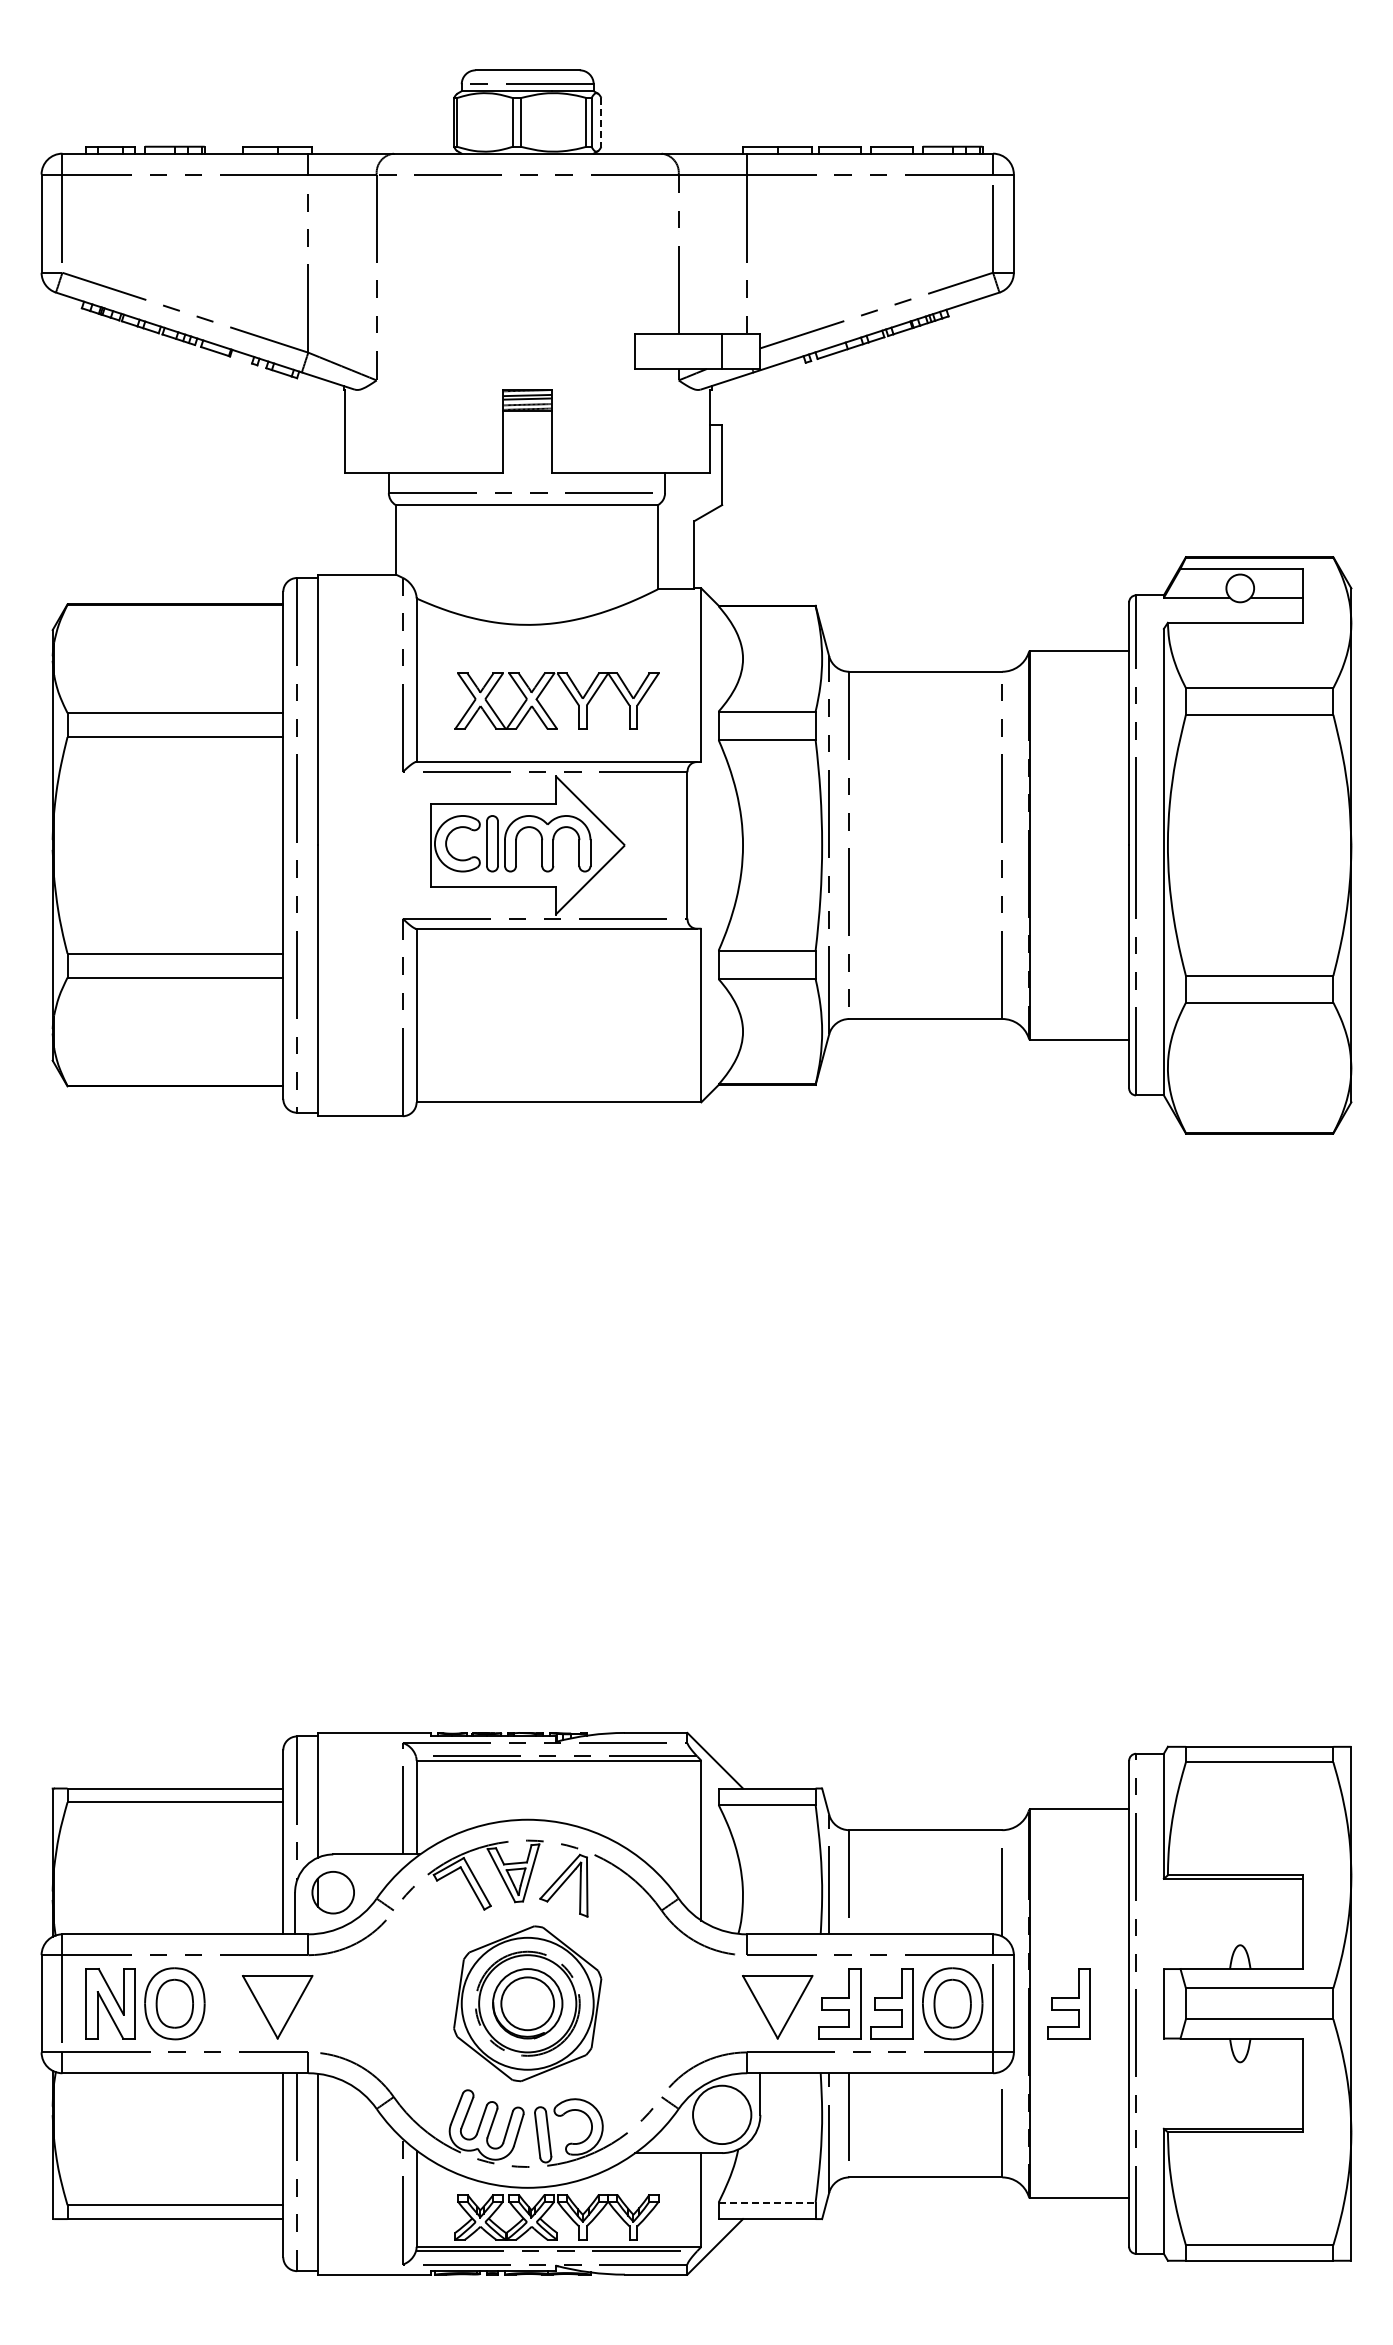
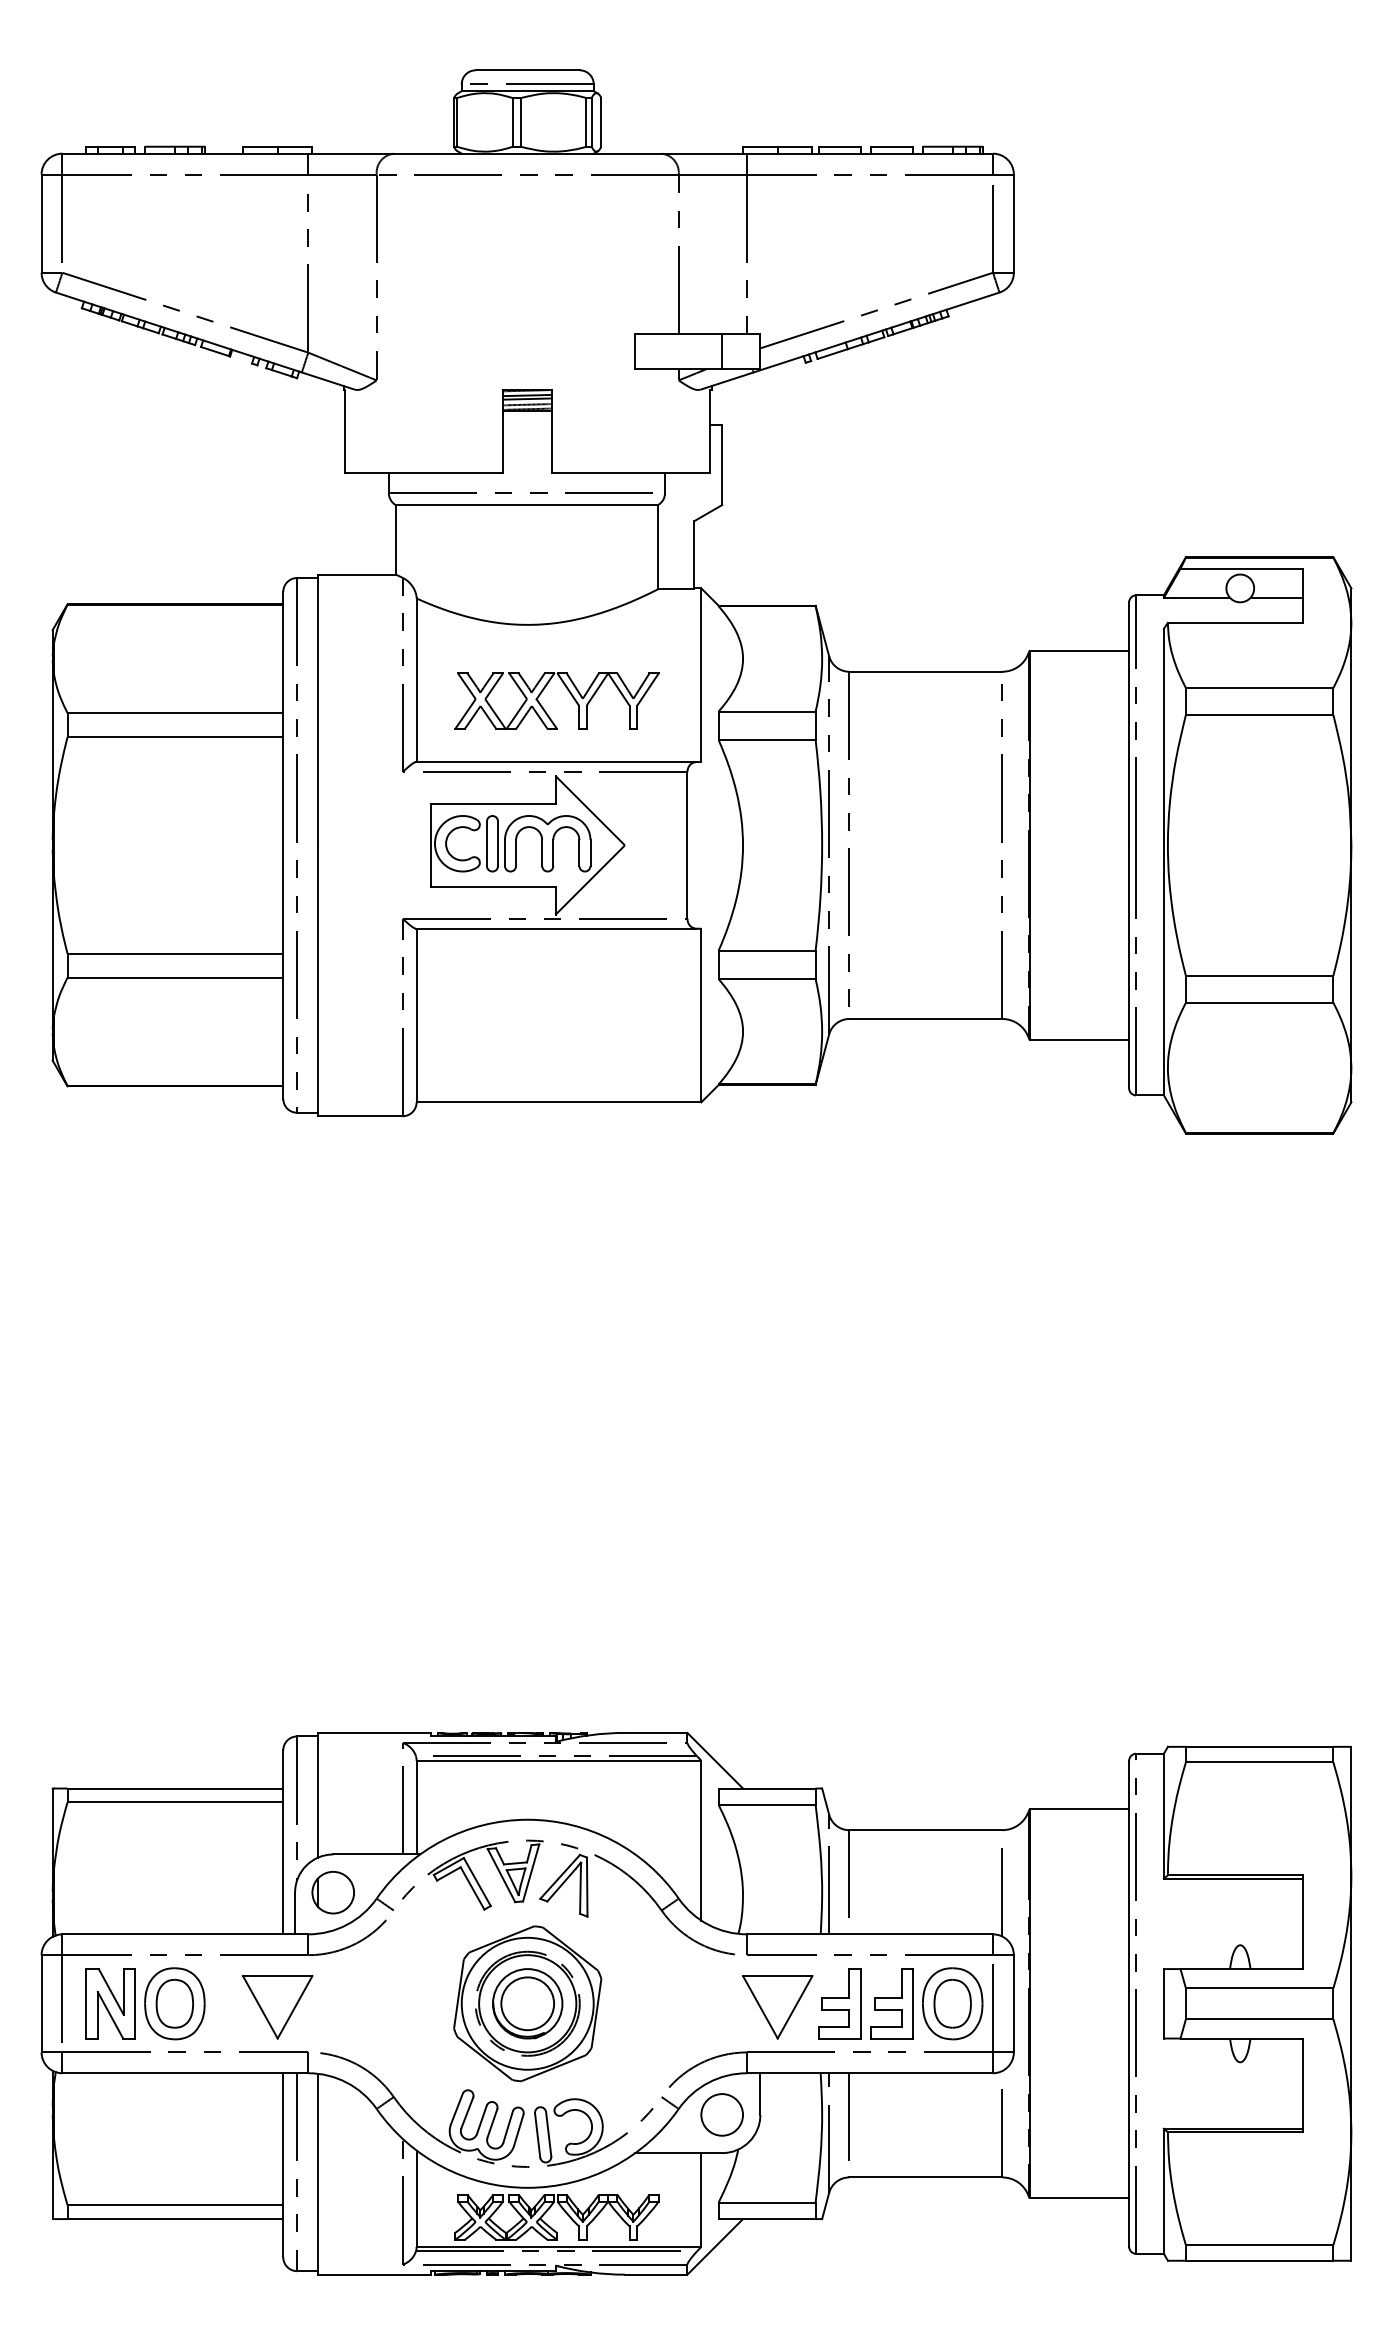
line: dashed -> solid (601, 122)
part: present -> none (1068, 2003)
circle diameter: 58 px -> 42 px (722, 2114)
line: dashed -> solid (767, 2202)
